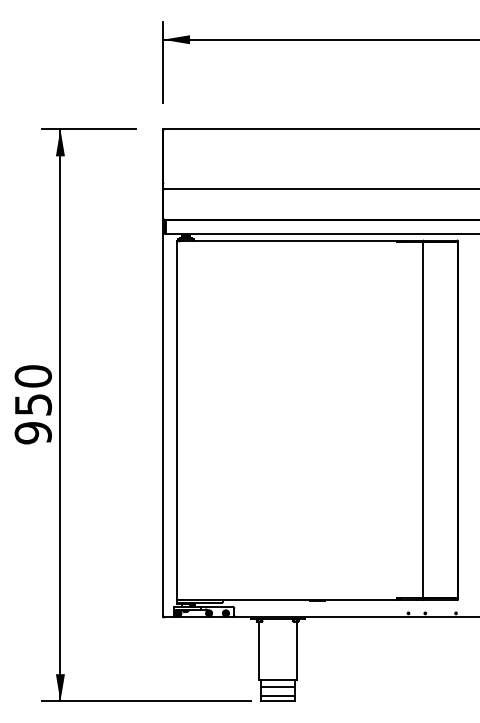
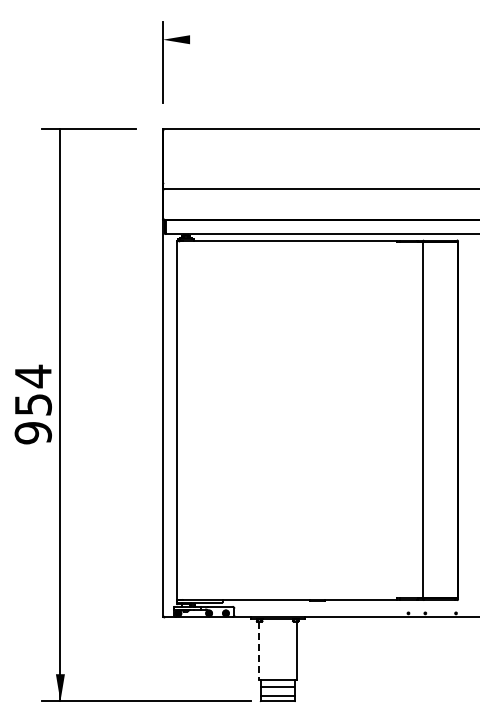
line: present -> none (319, 39)
fill: present -> none (59, 142)
text: 950 -> 954 (32, 376)
line: solid -> dashed (258, 651)
